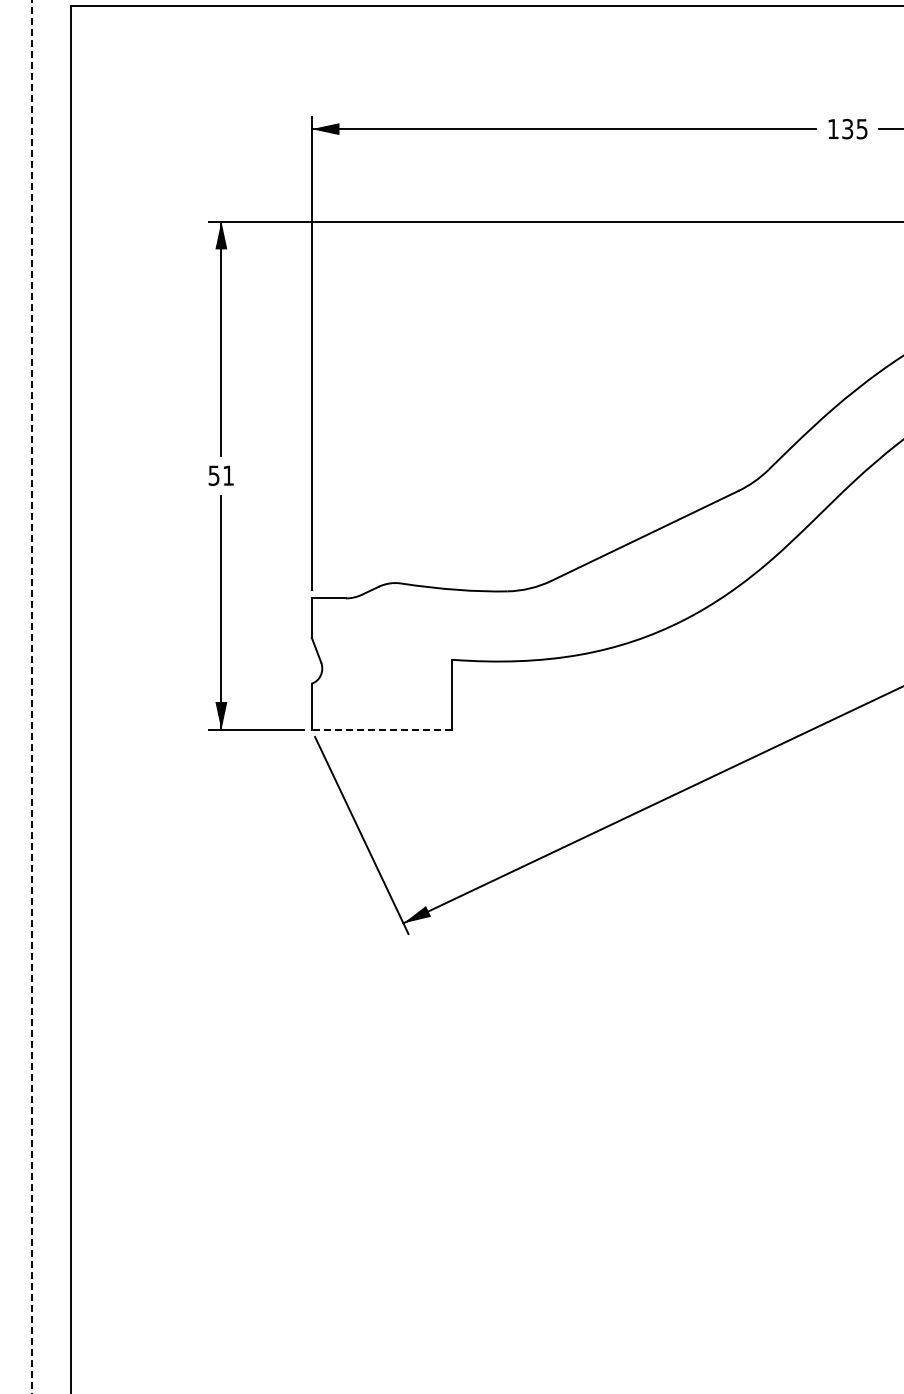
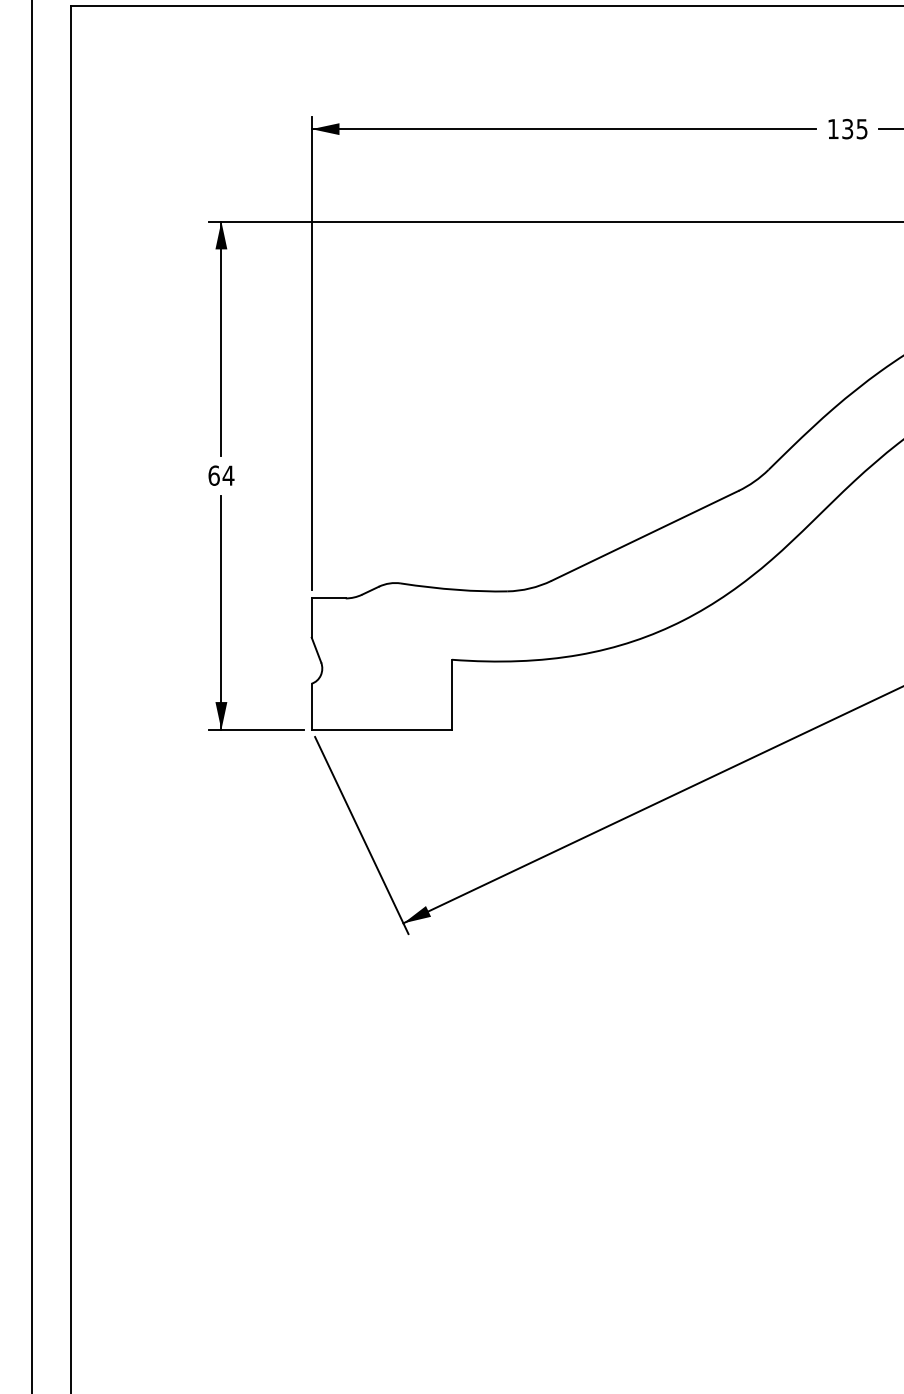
text: 51 -> 64 (221, 475)
line: dashed -> solid (31, 696)
line: dashed -> solid (381, 729)
